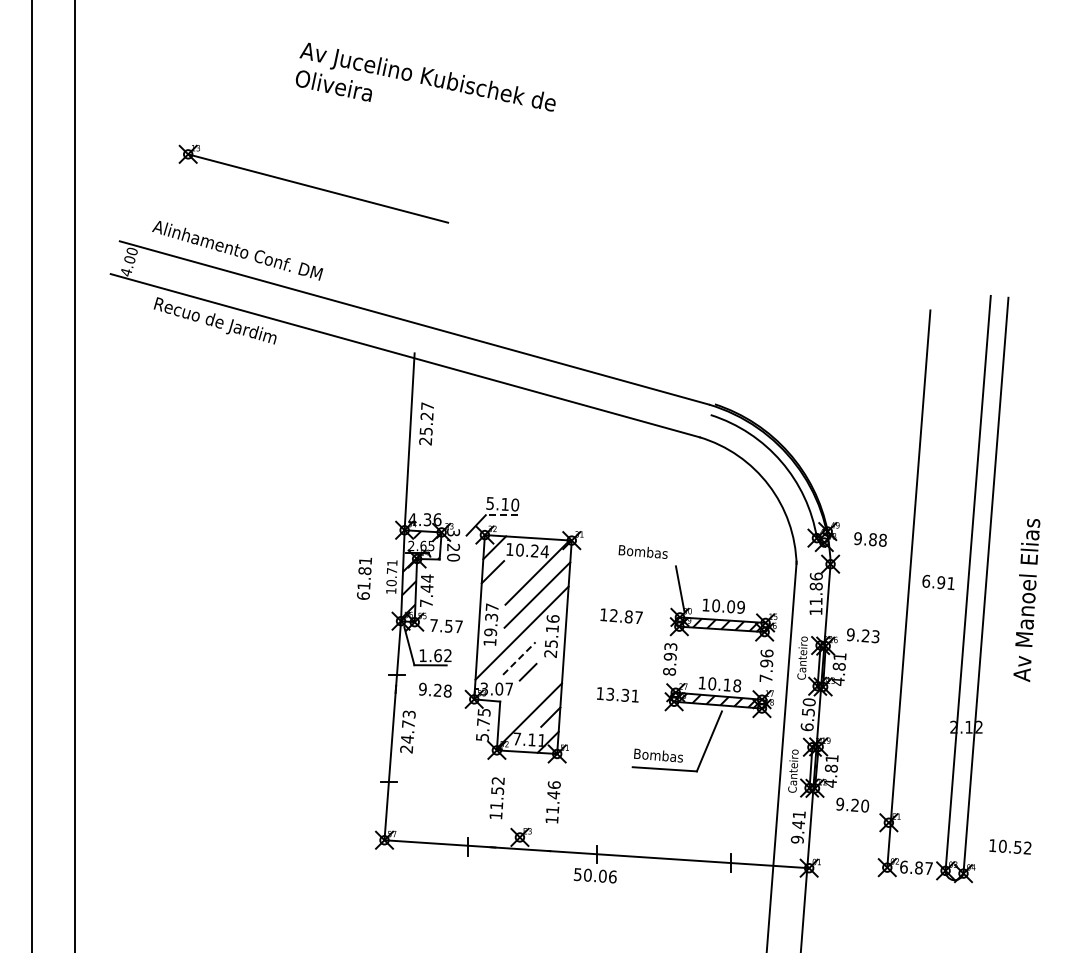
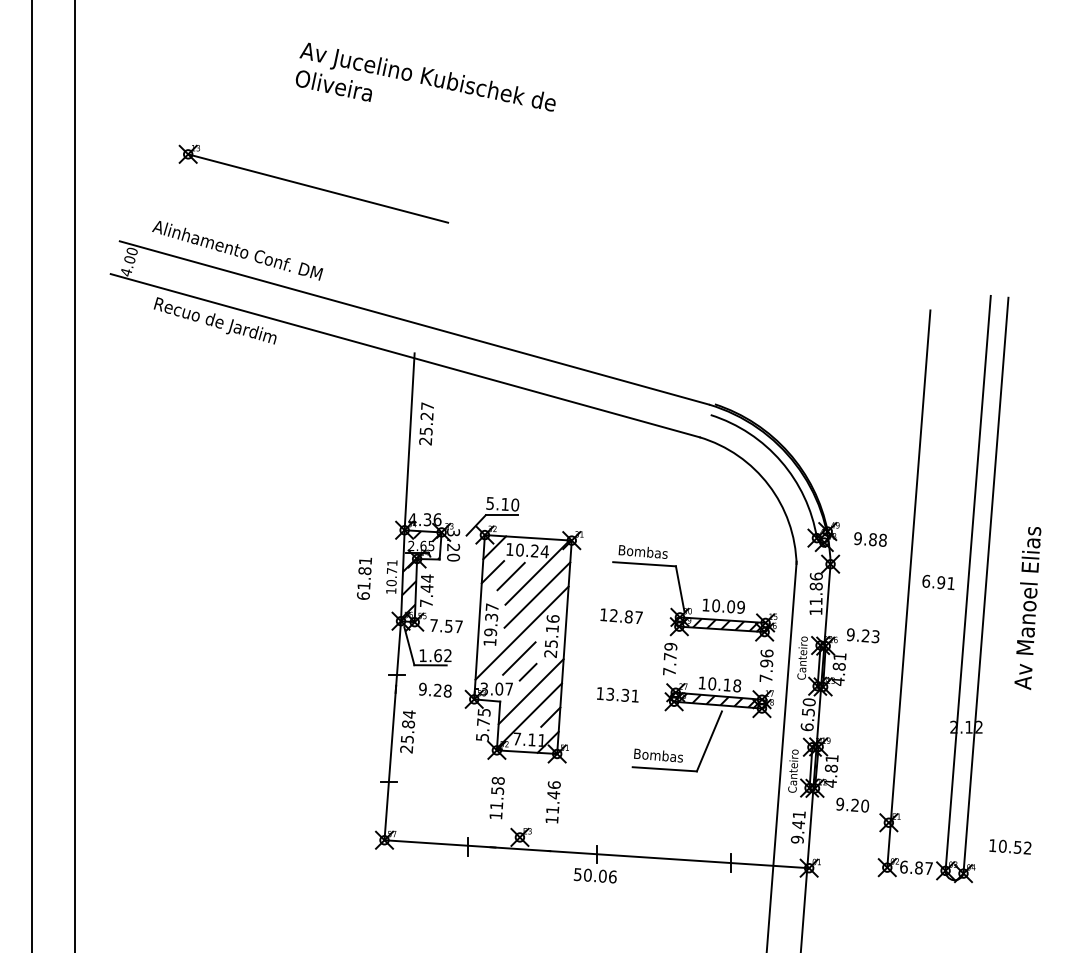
line: dashed -> solid (501, 515)
line: none -> present (644, 564)
line: none -> present (510, 576)
text position: (1026, 600) -> (1027, 608) (1027, 608)
line: dashed -> solid (519, 658)
text: 8.93 -> 7.79 (670, 659)
line: none -> present (530, 691)
text: 24.73 -> 25.84 (407, 726)
text: 11.52 -> 11.58 (497, 780)
